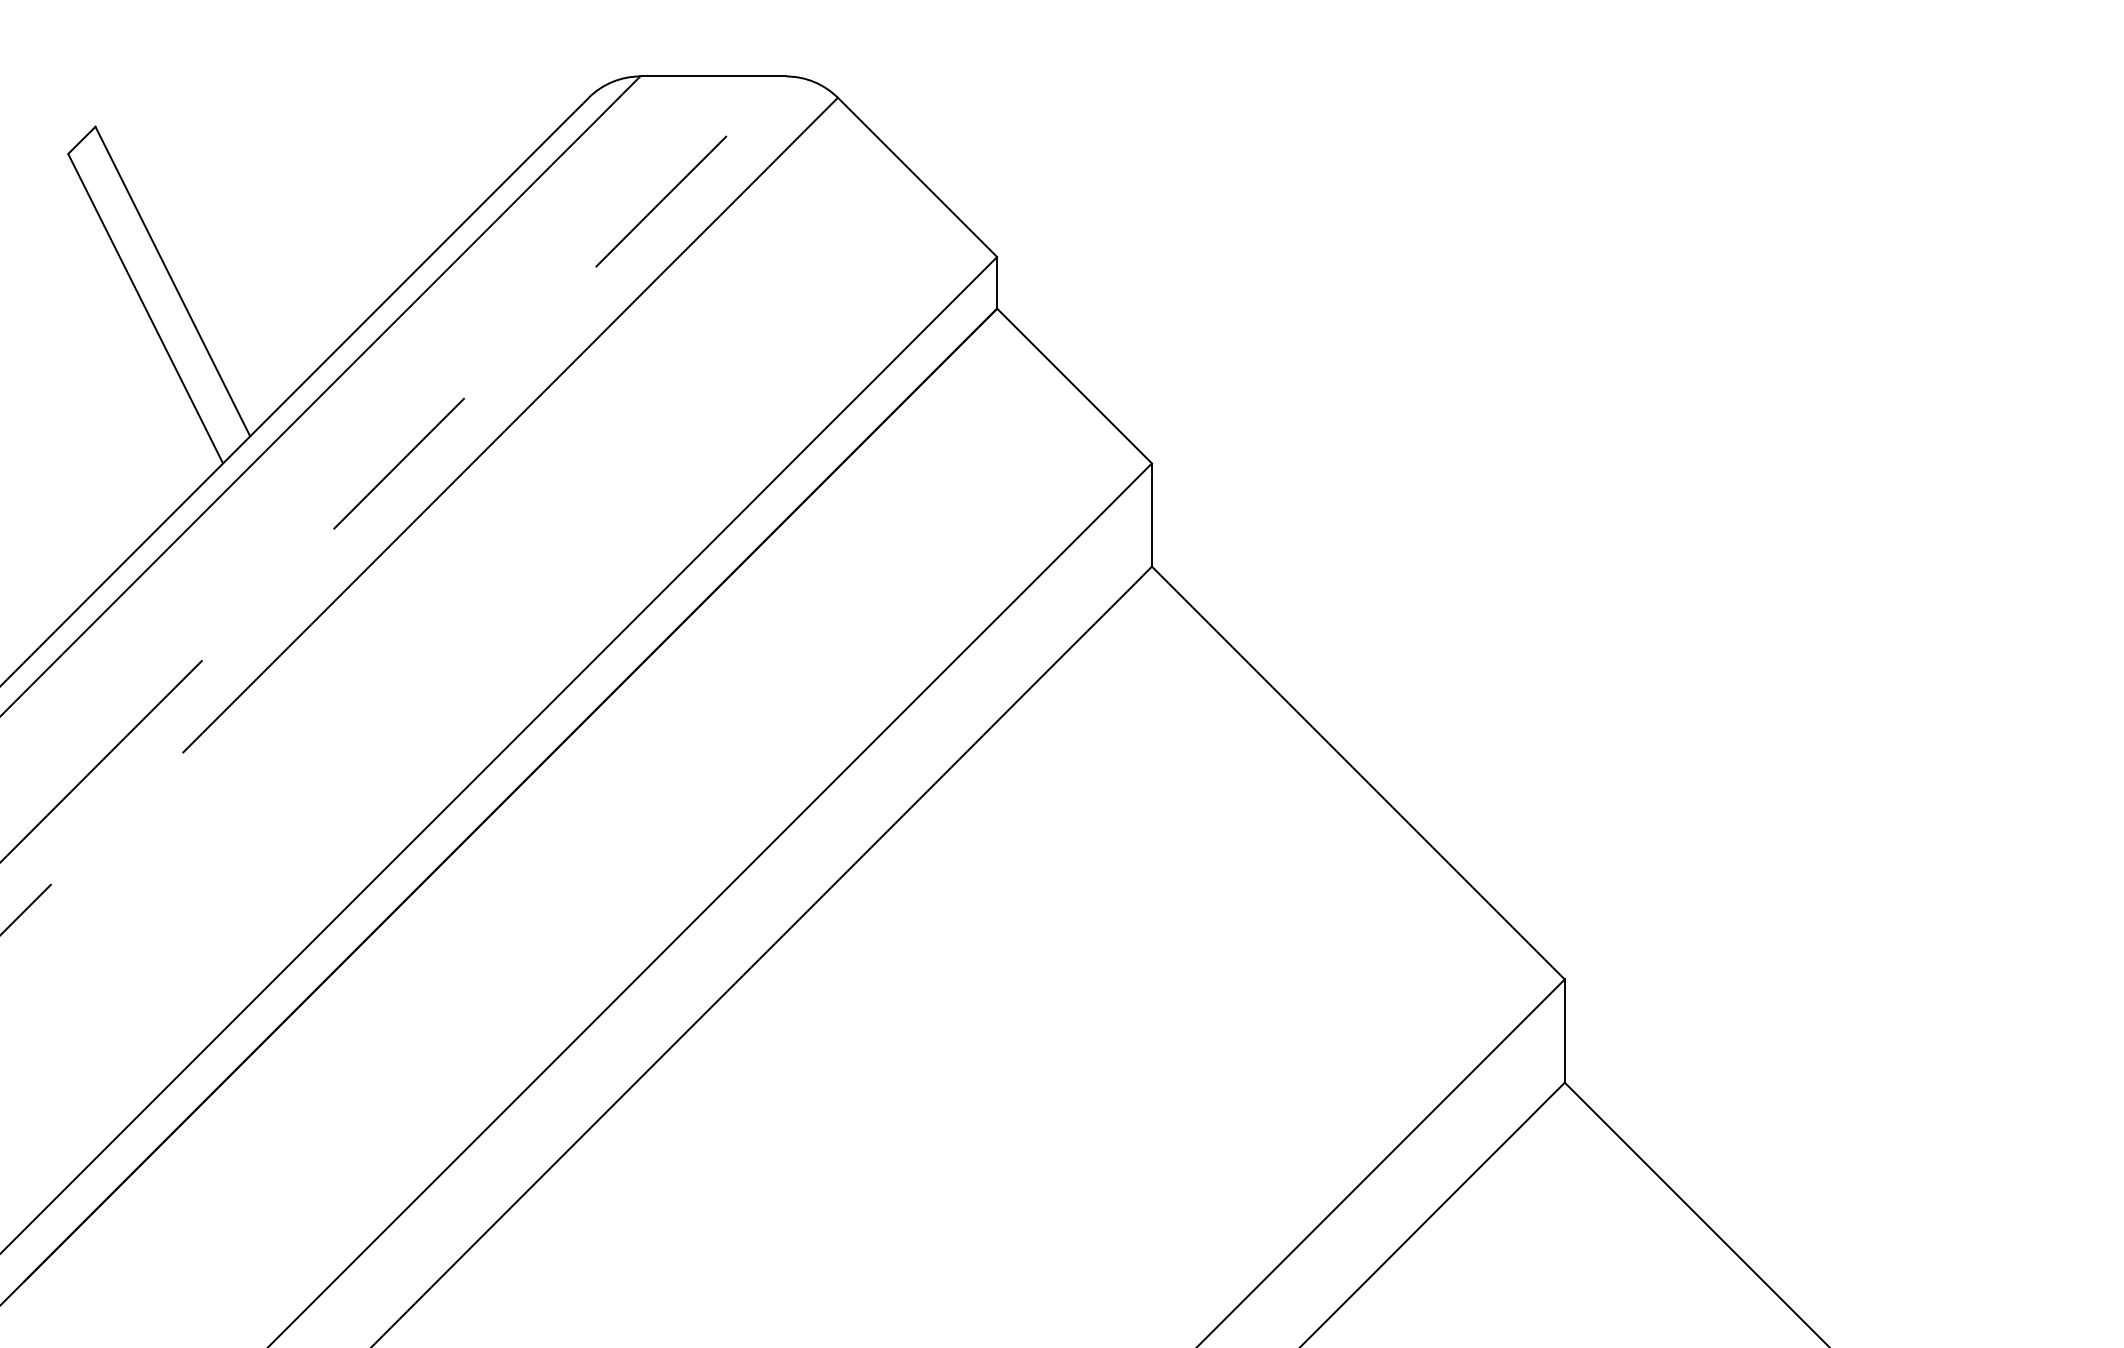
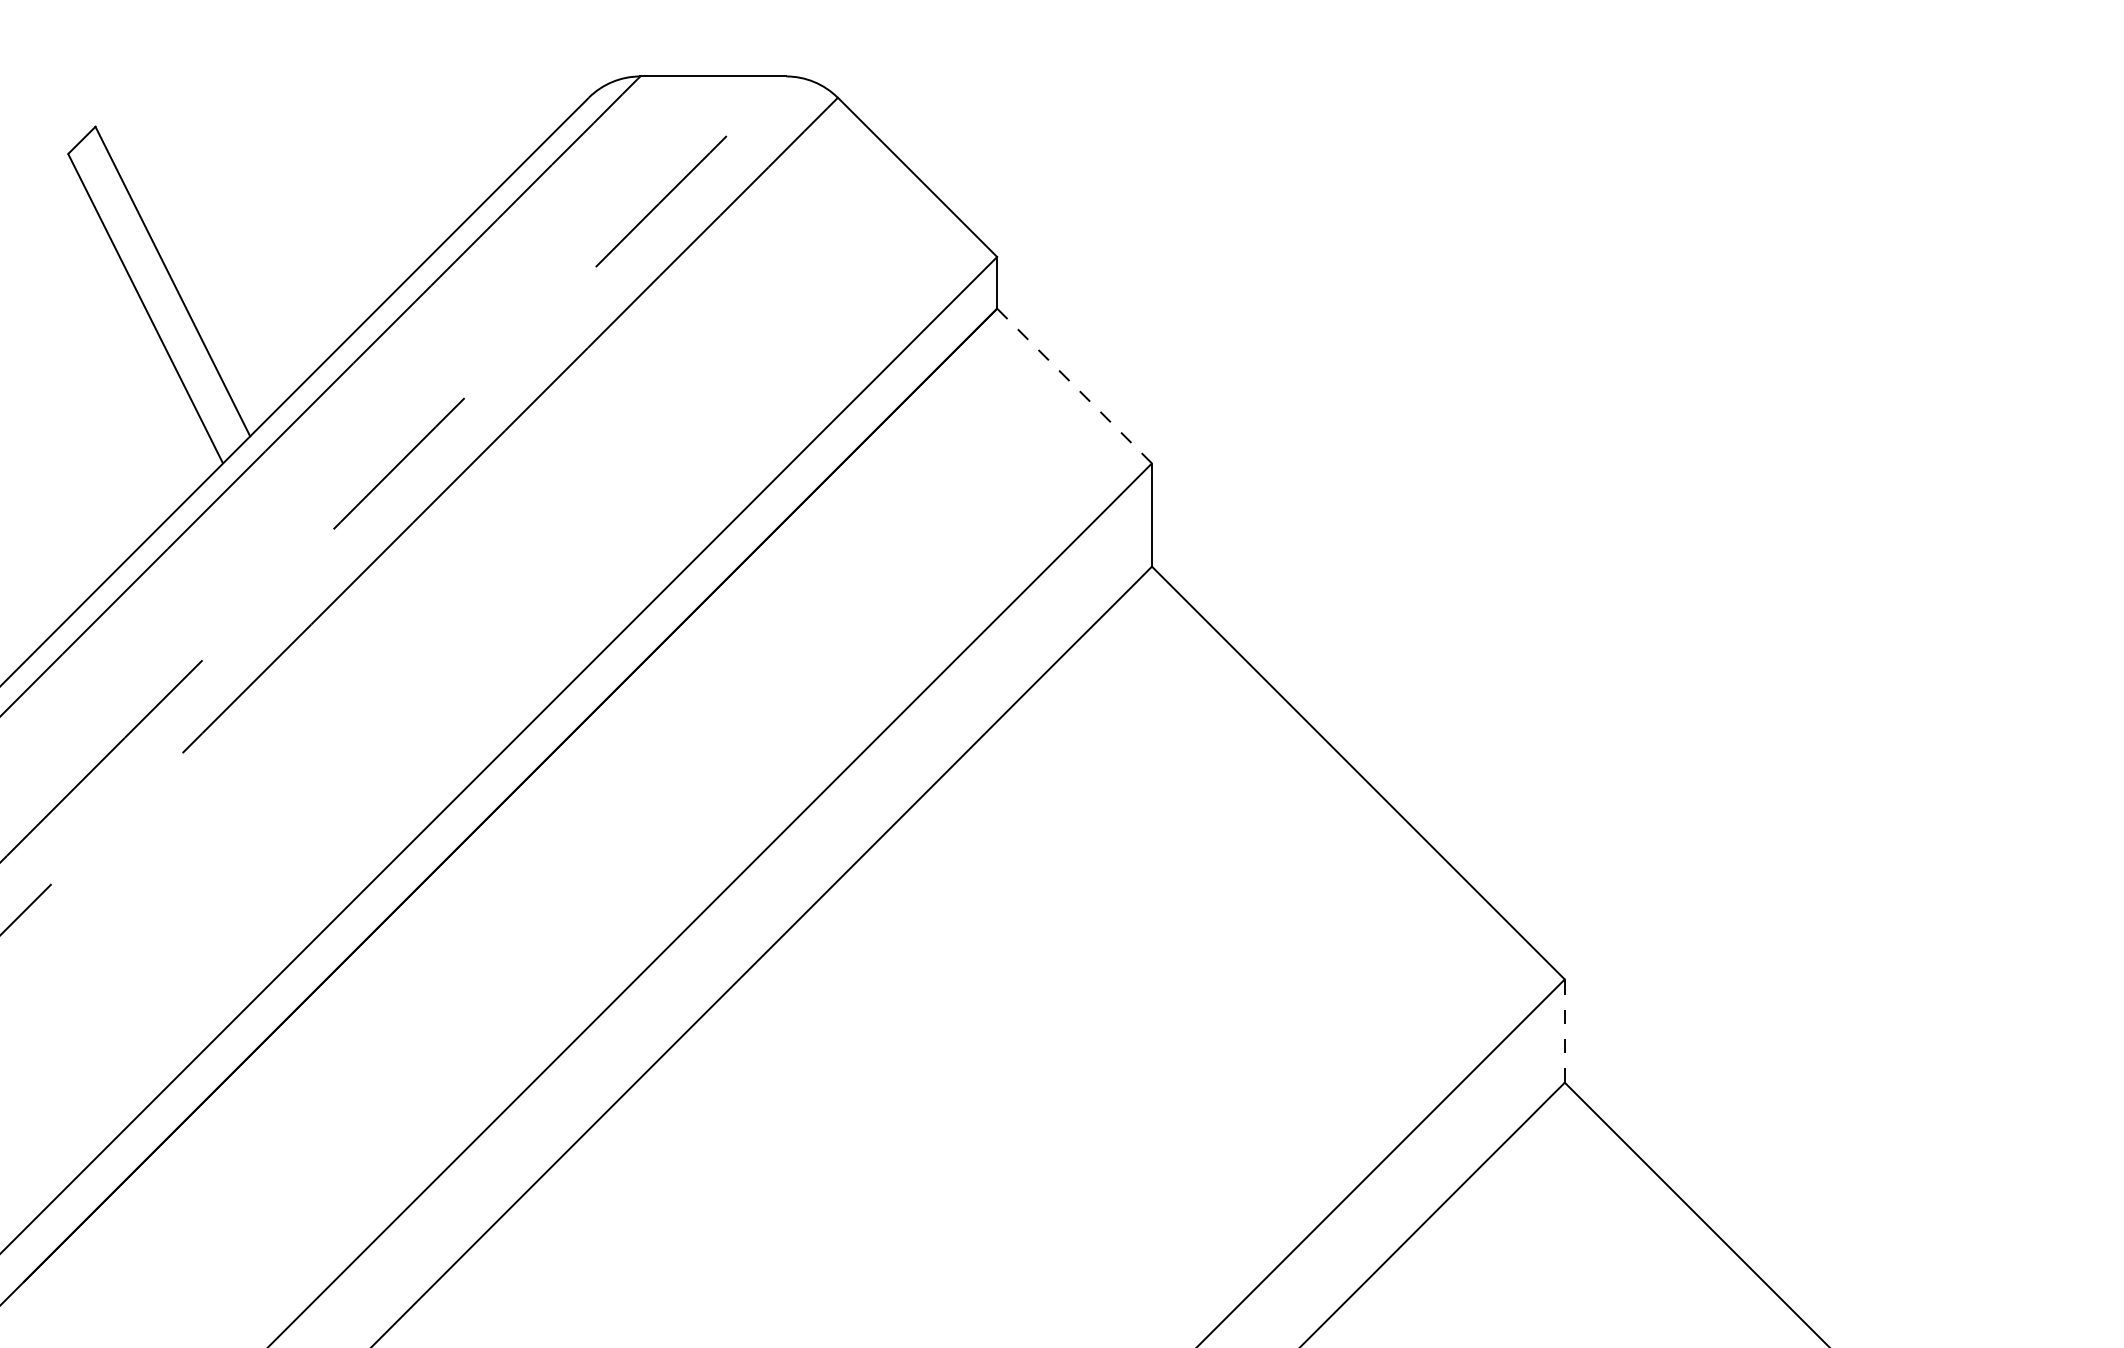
line: solid -> dashed (1074, 385)
line: solid -> dashed (1564, 1031)
